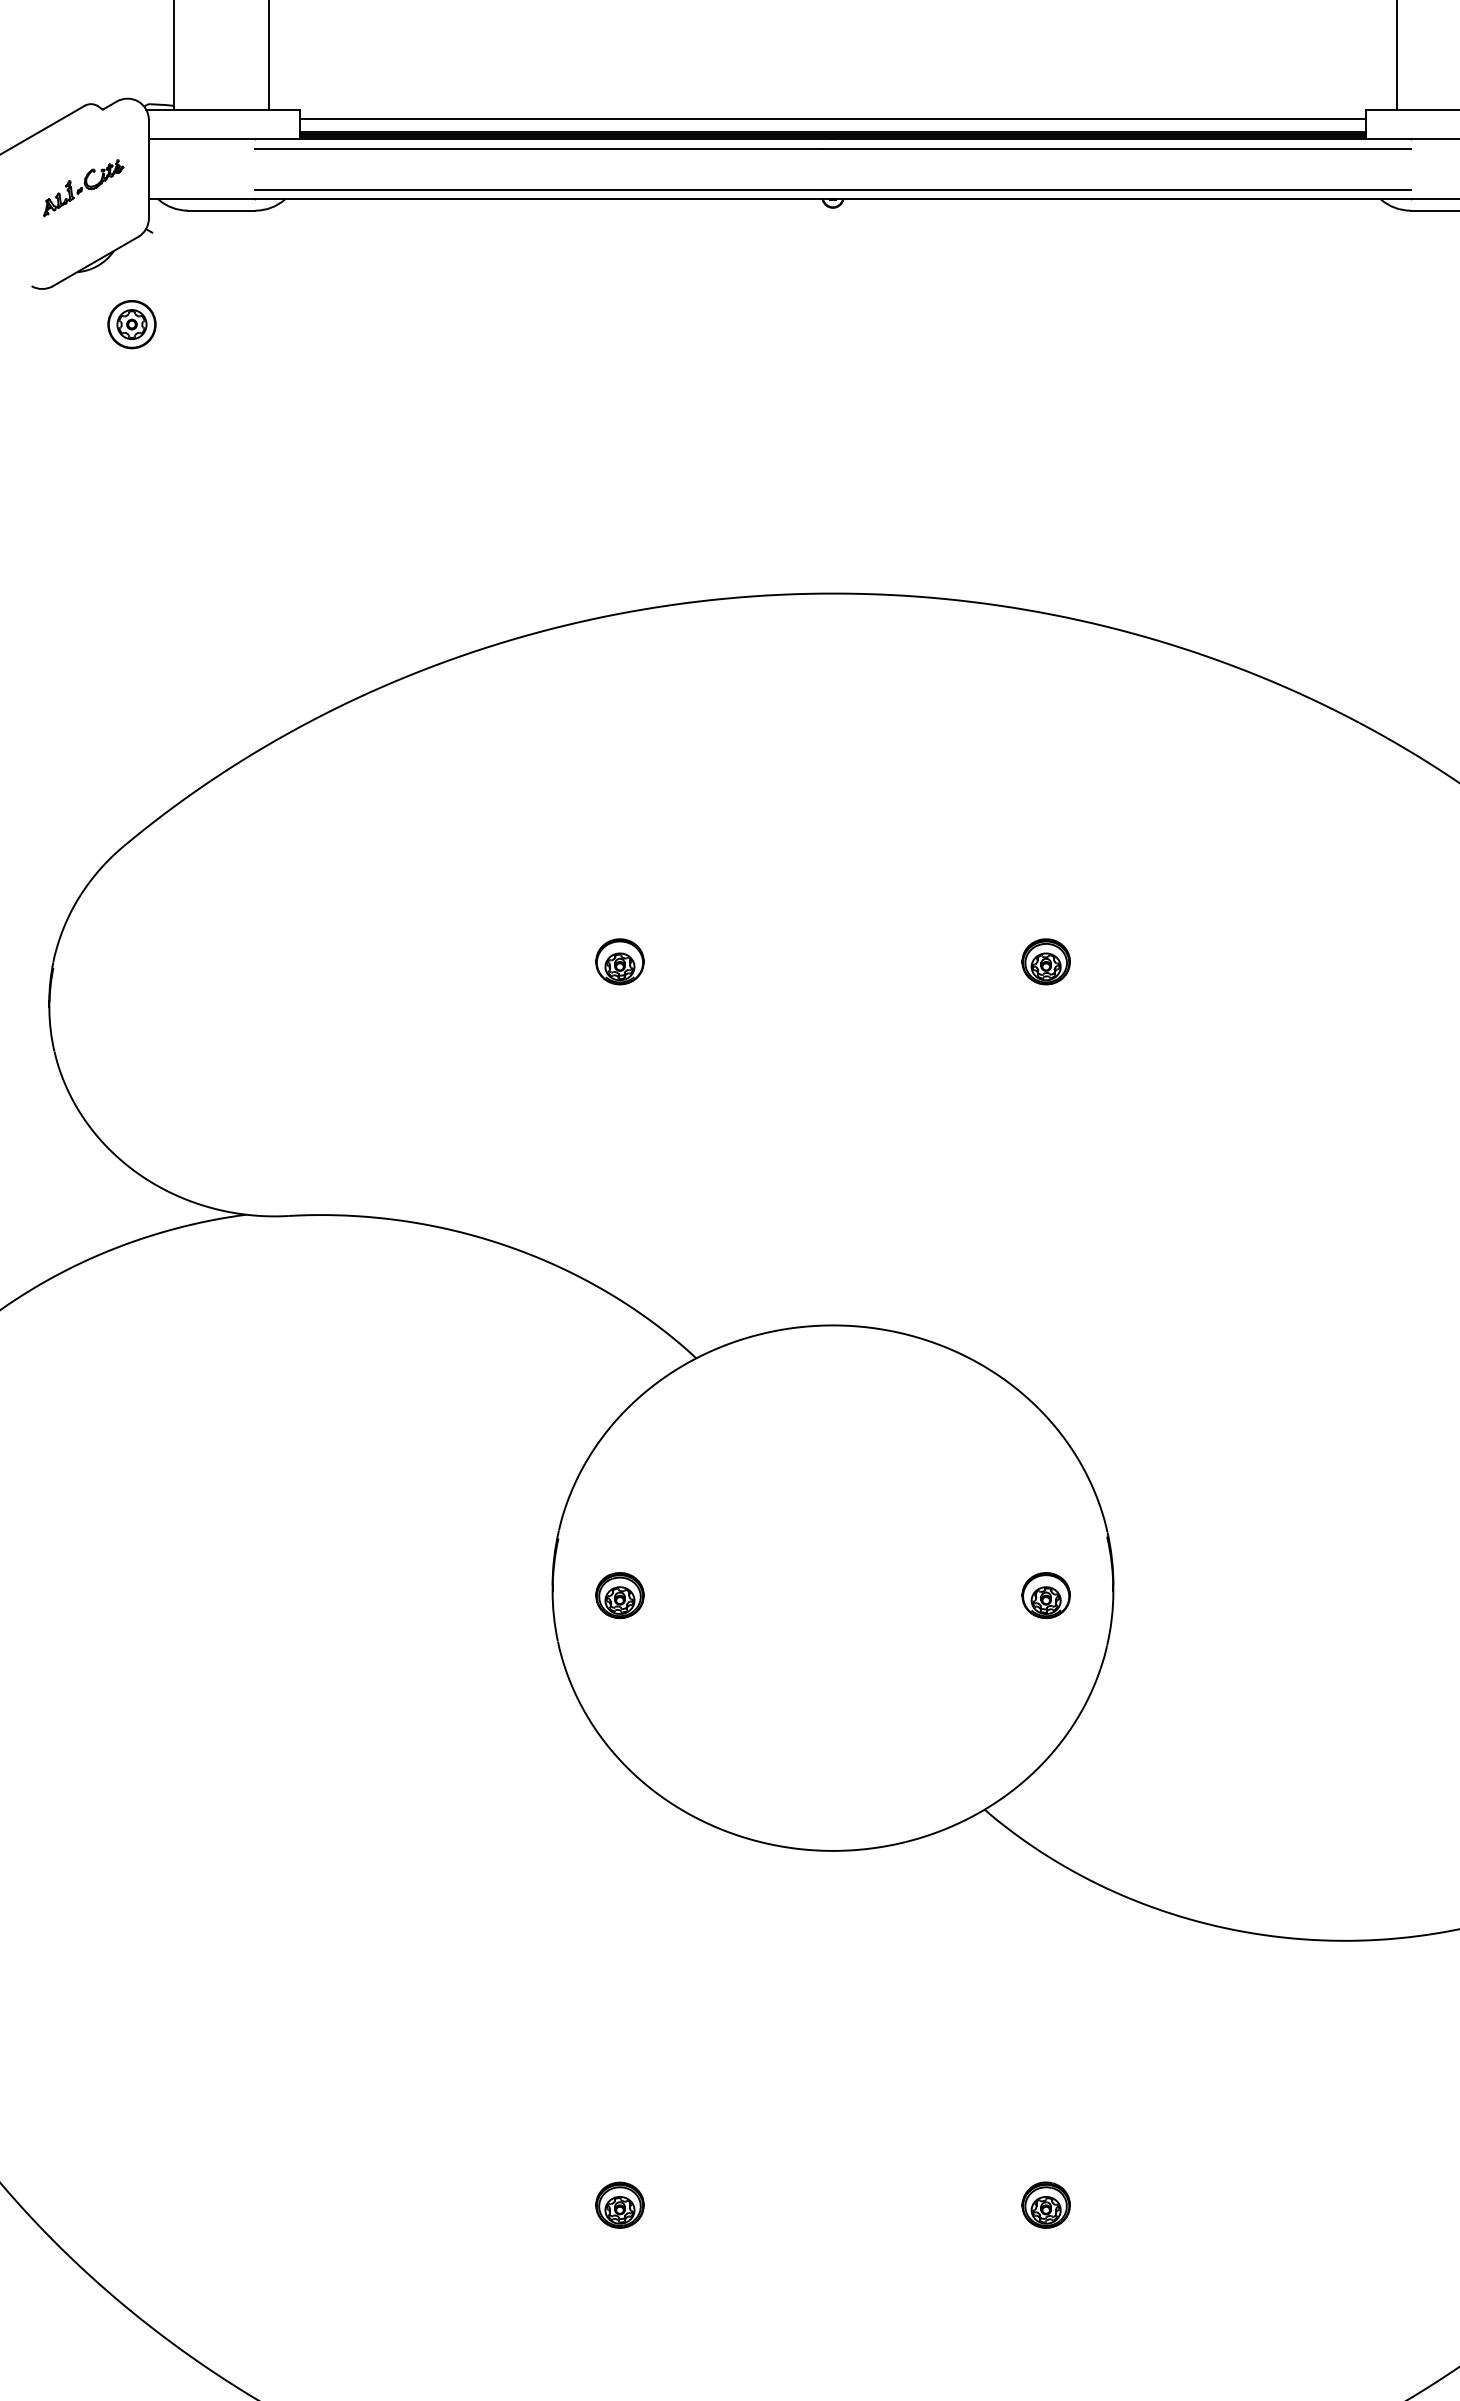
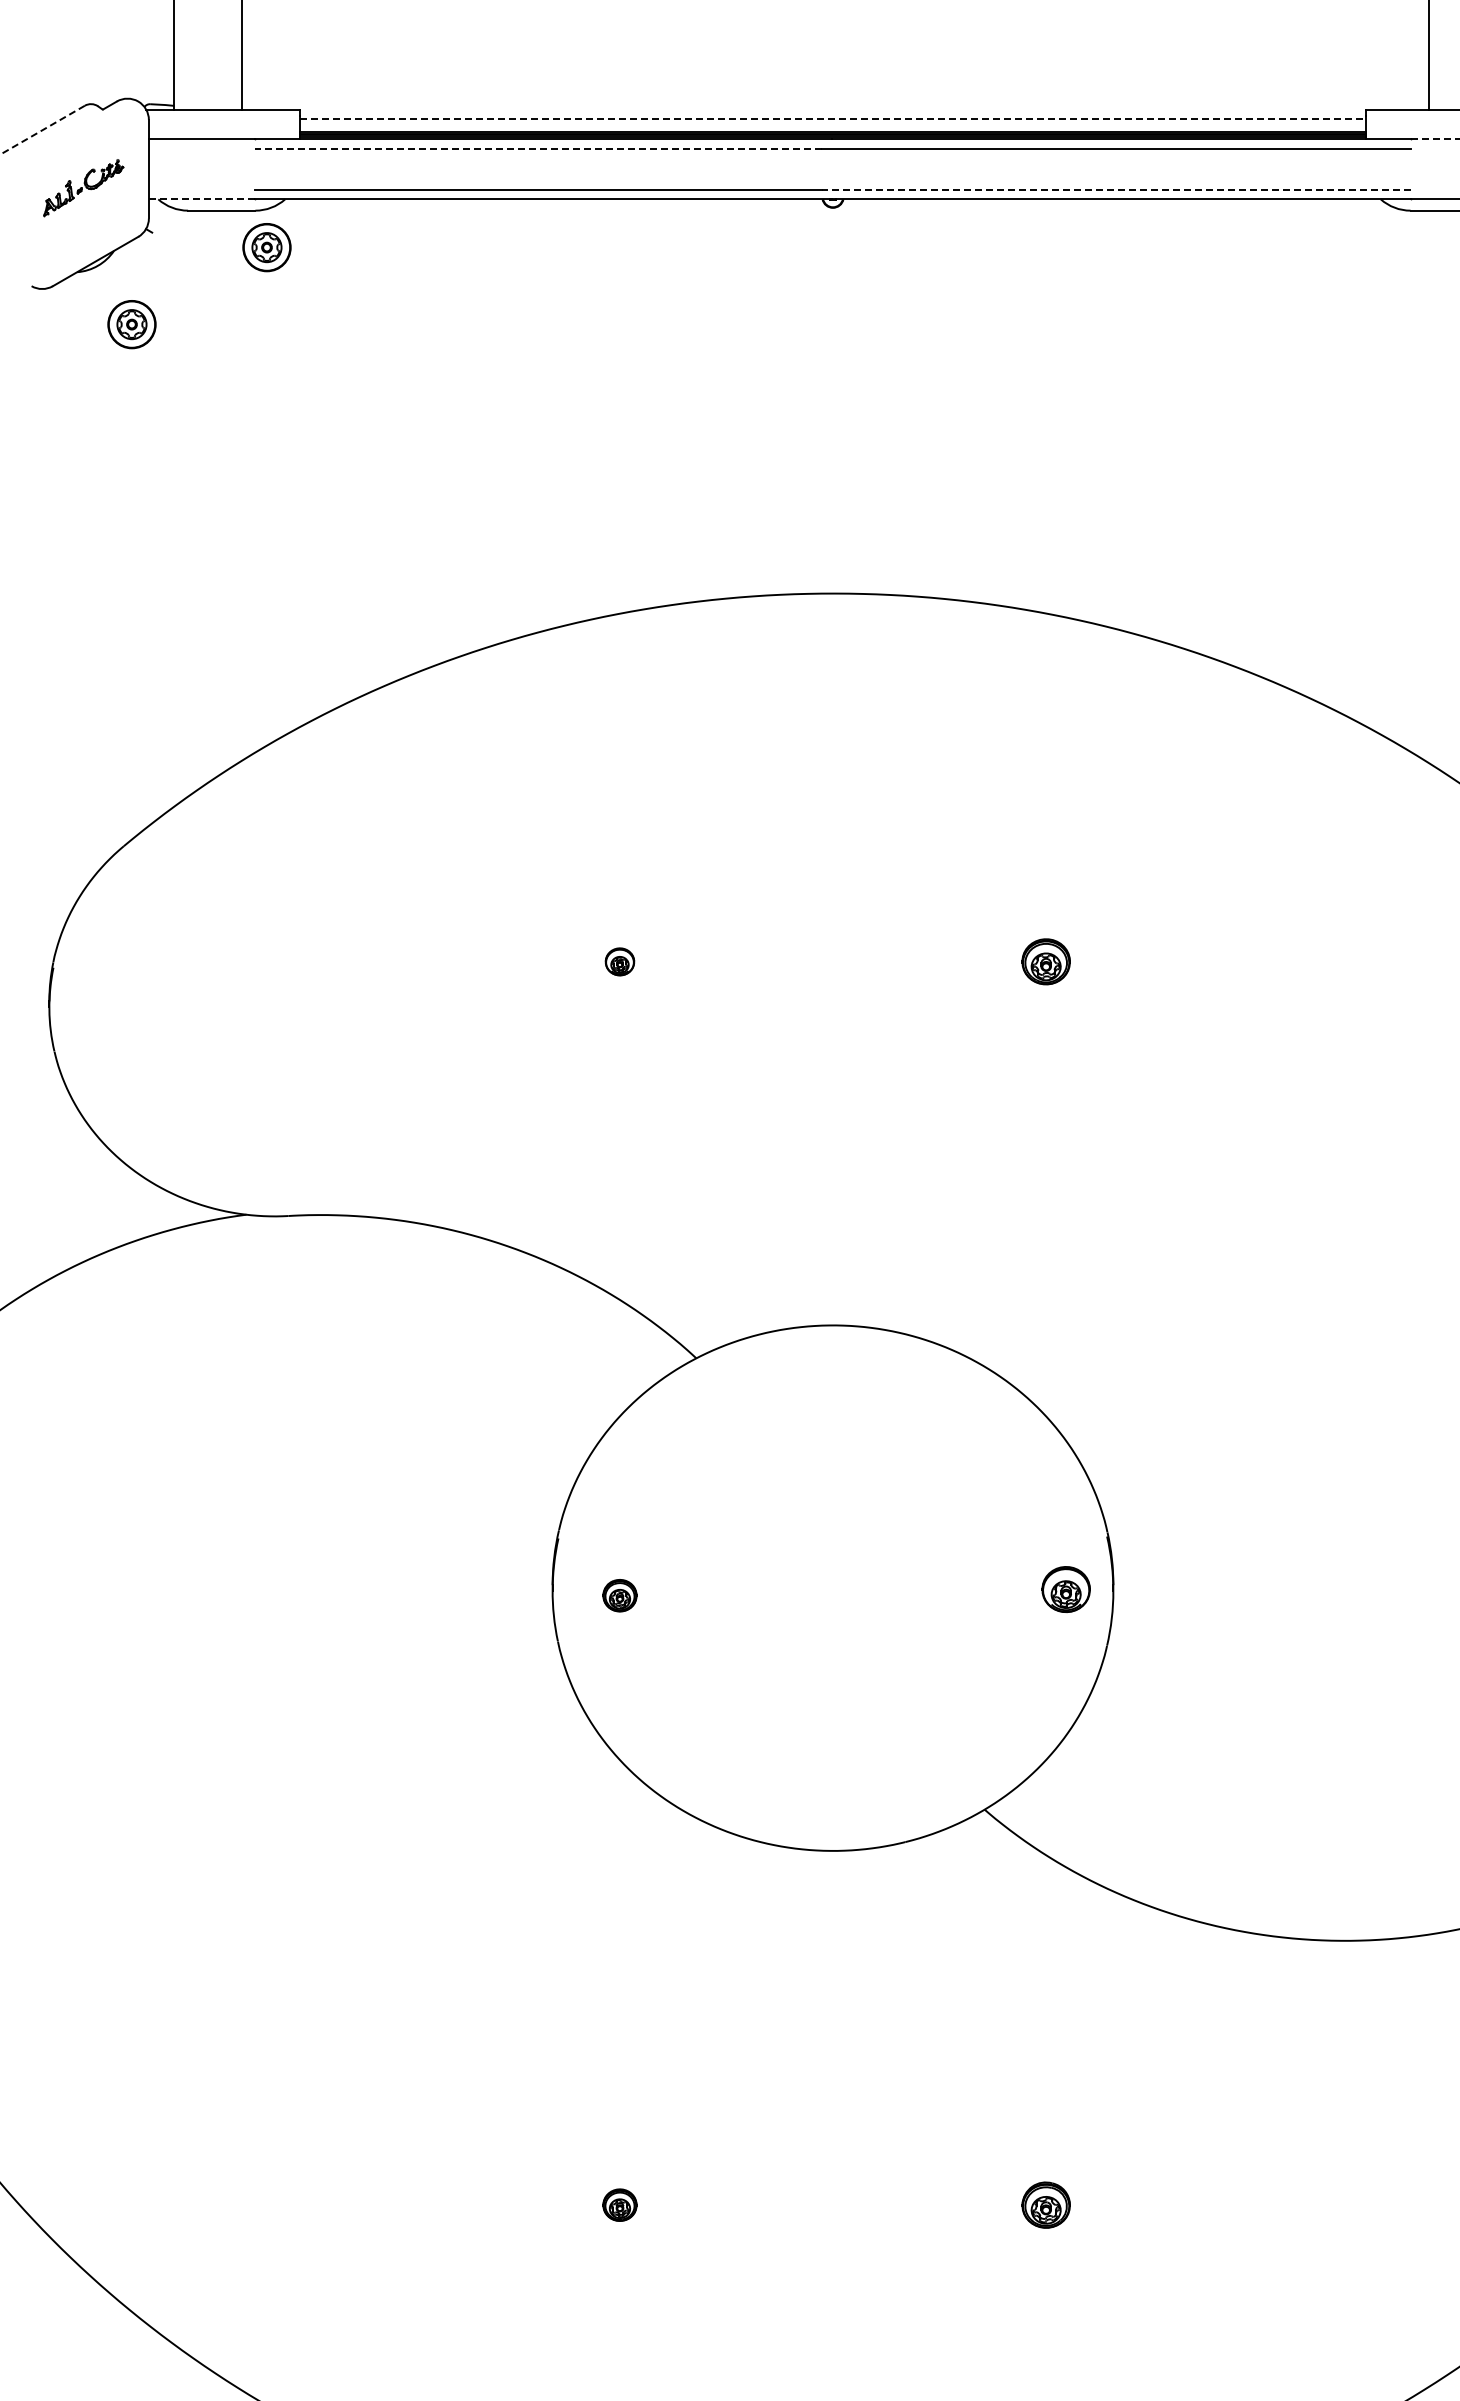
line position: (269, 55) -> (242, 55) (242, 55)
line position: (1396, 55) -> (1428, 55) (1428, 55)
line: solid -> dashed (833, 118)
line: solid -> dashed (42, 130)
line: solid -> dashed (1434, 138)
line: solid -> dashed (538, 148)
line: solid -> dashed (1115, 189)
line: solid -> dashed (202, 199)
part: none -> present (266, 247)
part size: 50x48 px -> 32x30 px (619, 961)
part size: 50x48 px -> 36x34 px (619, 1595)
part position: (1045, 1595) -> (1065, 1589) (1065, 1589)
part size: 50x48 px -> 36x34 px (619, 2204)
